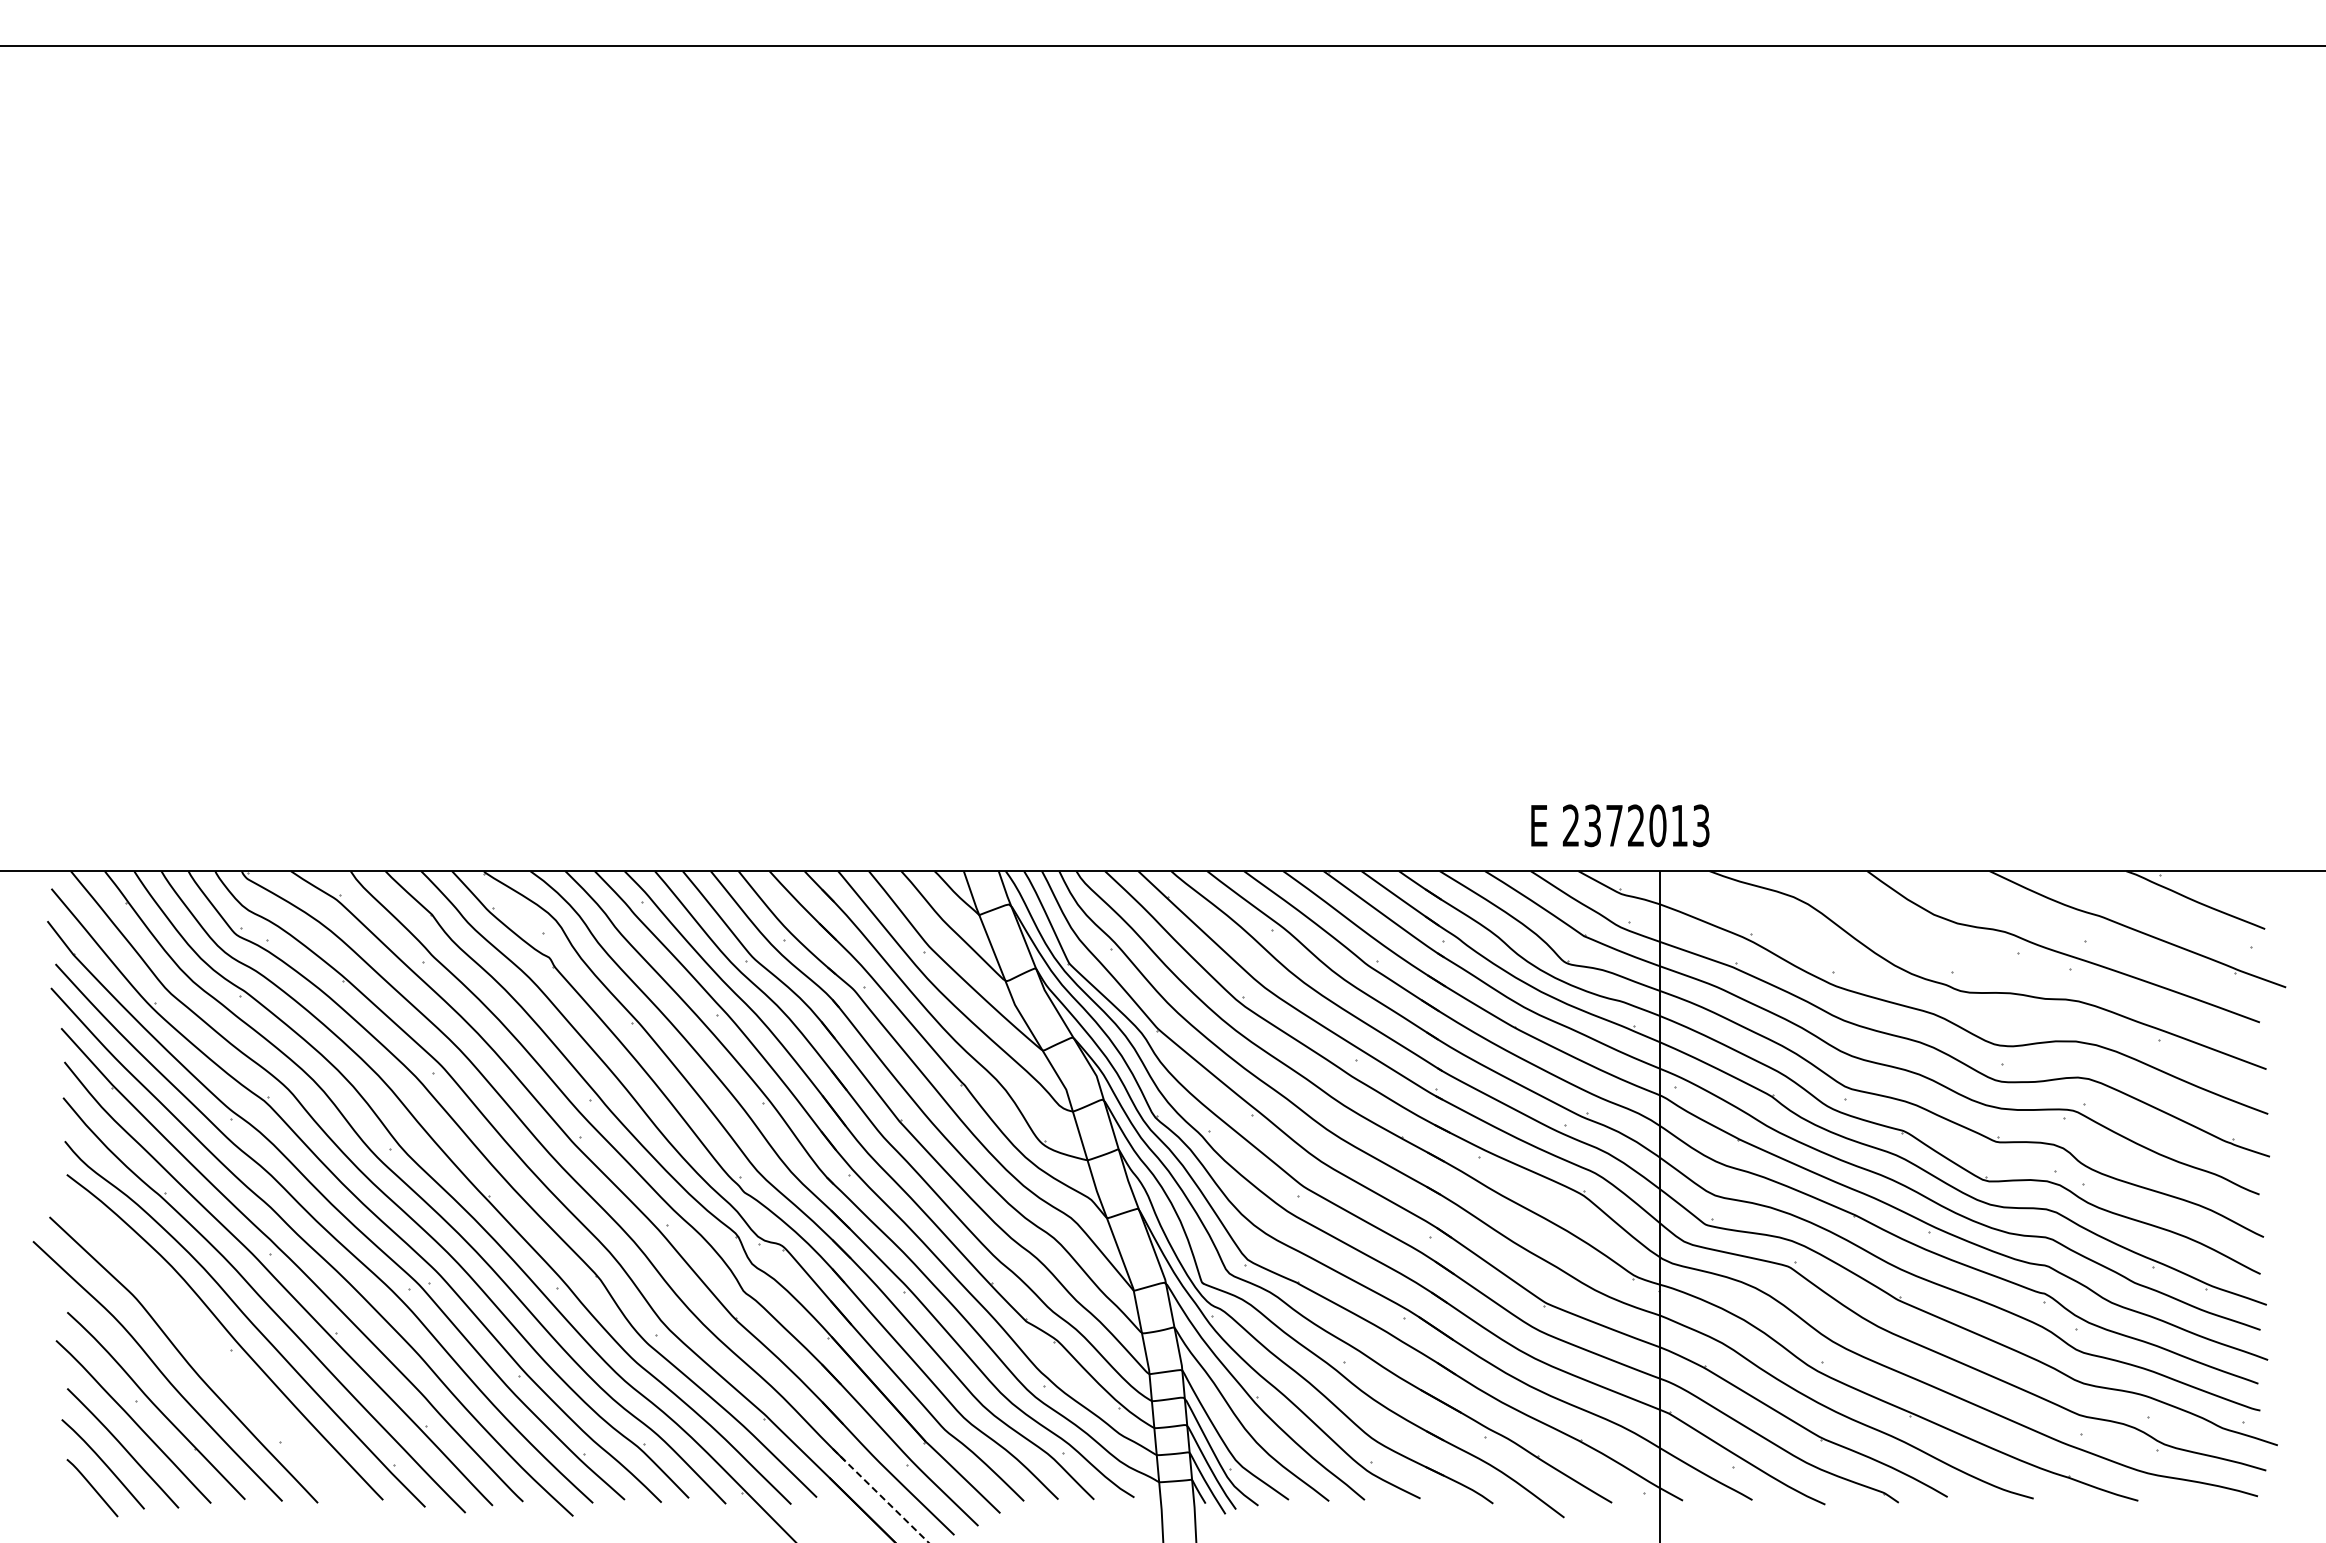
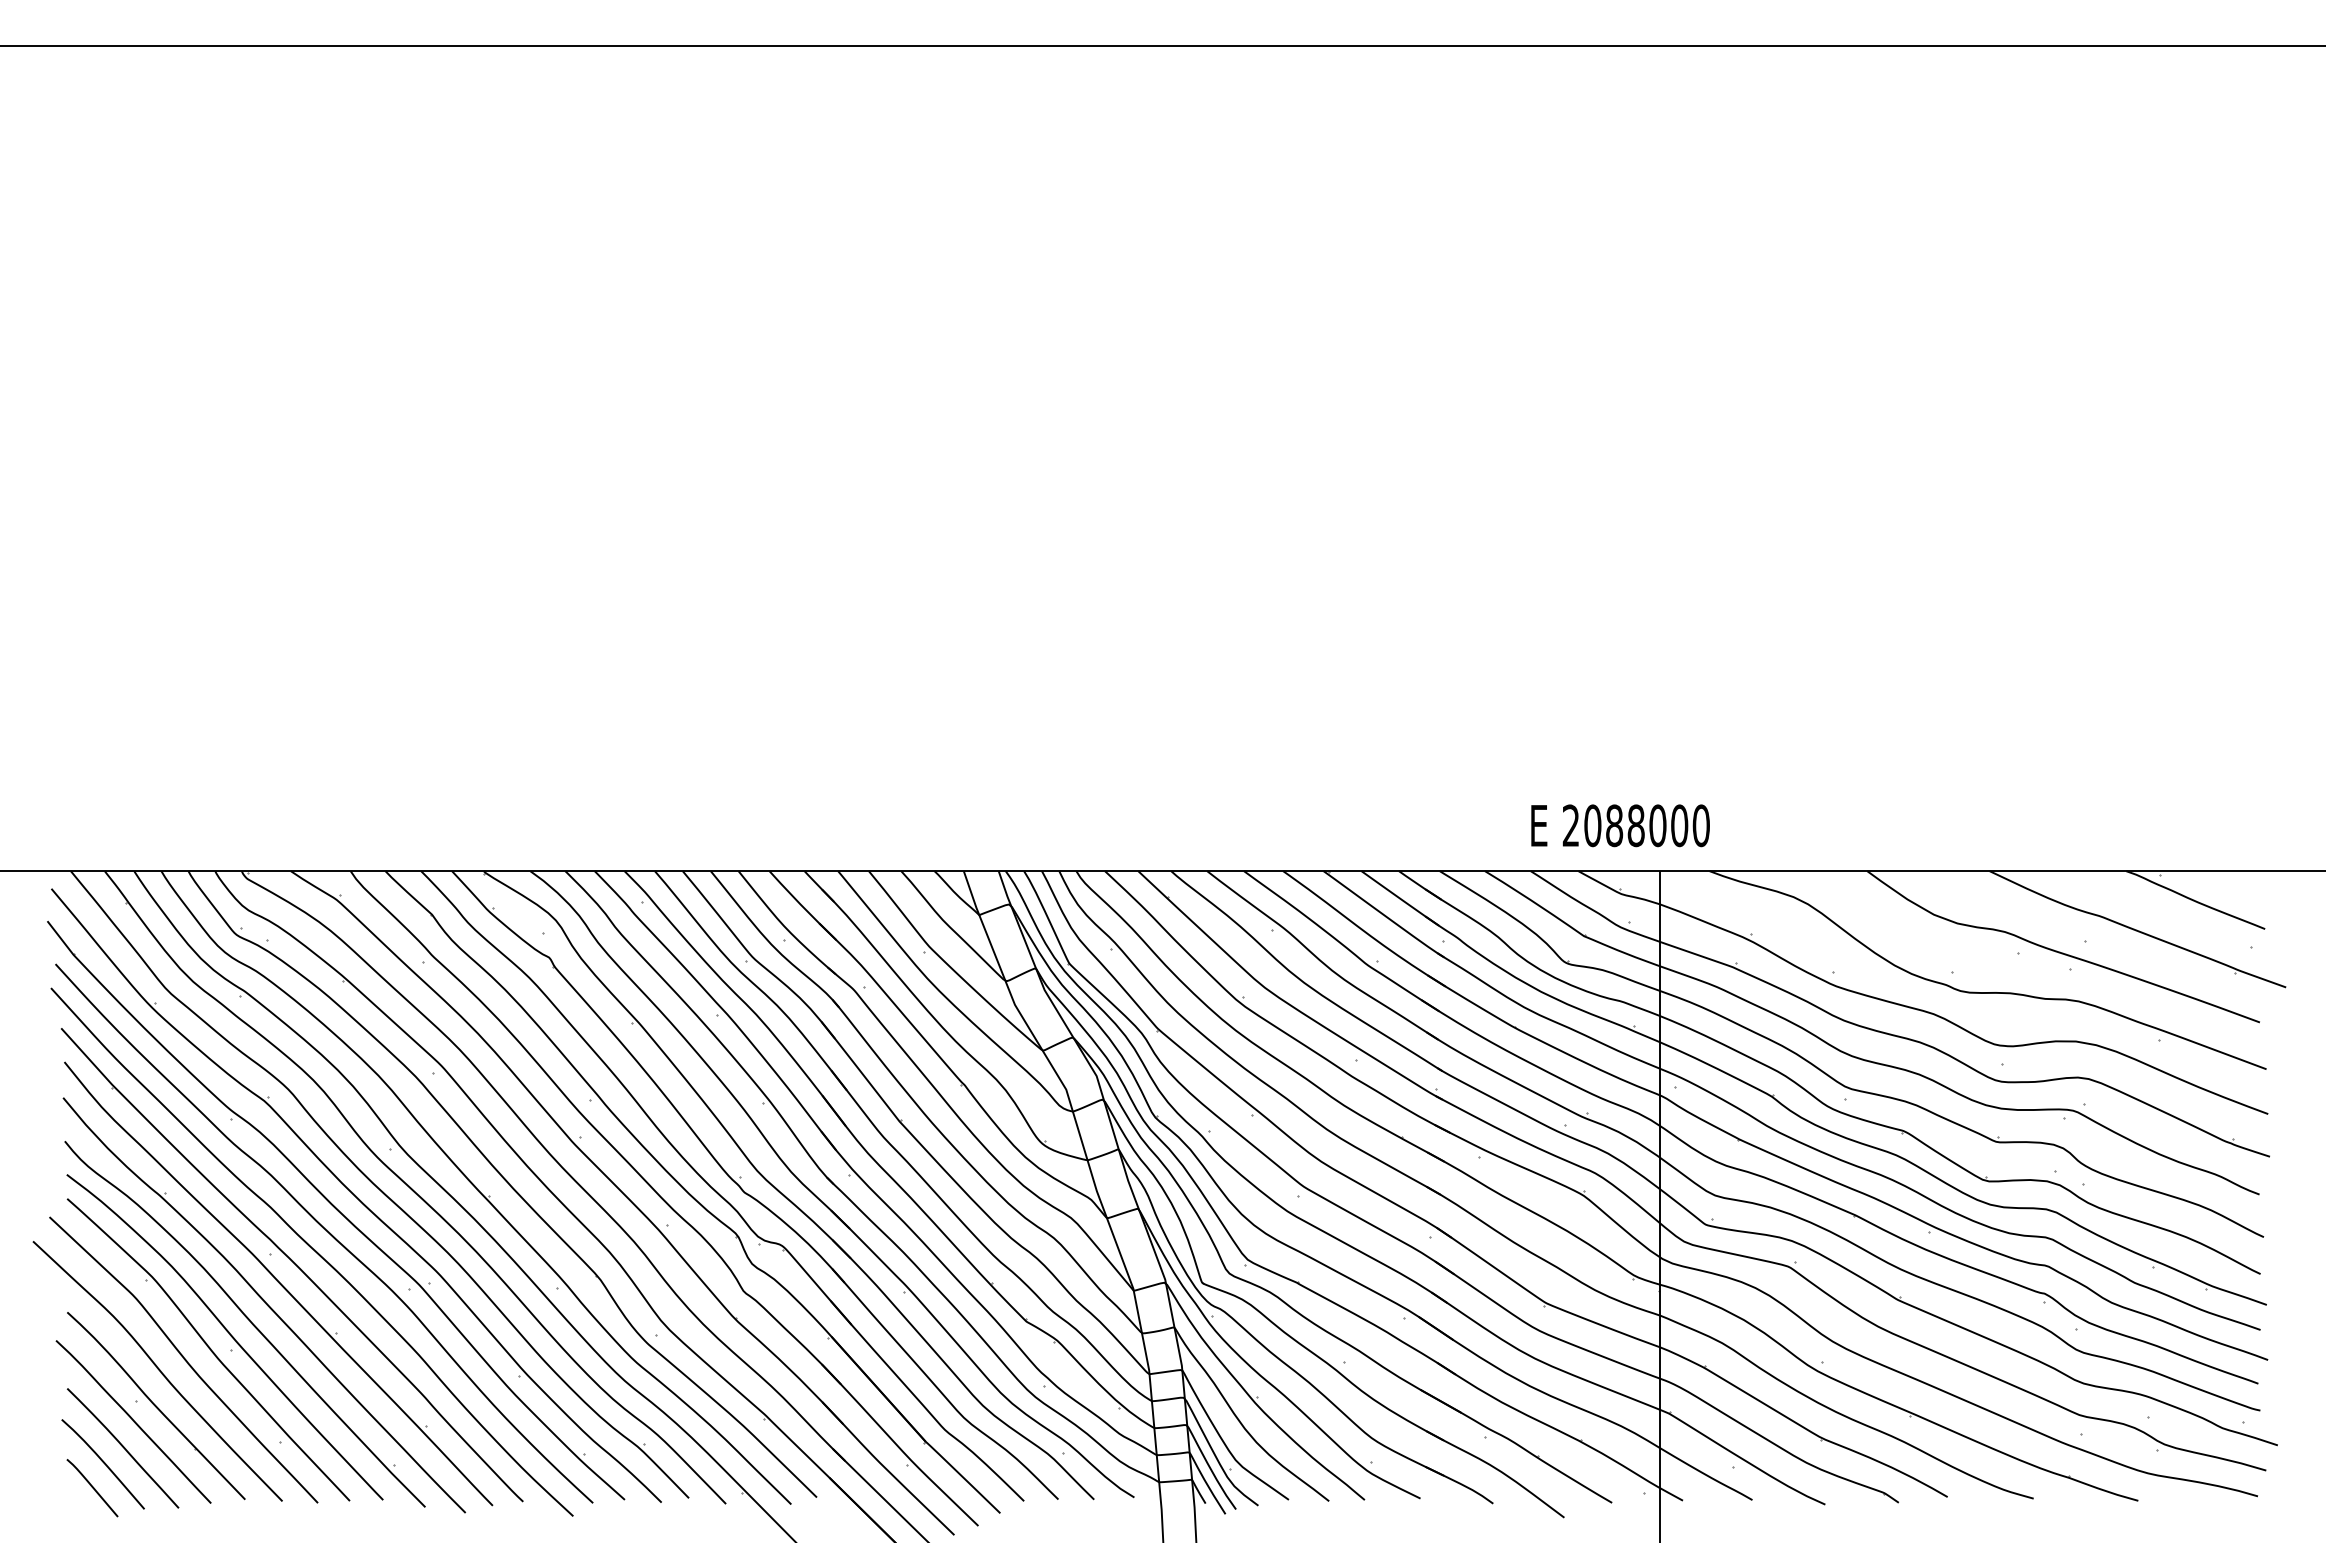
text: 2372013 -> 2088000 (1646, 825)
part: none -> present (208, 1349)
line: dashed -> solid (880, 1495)
